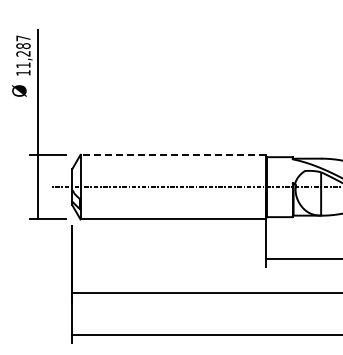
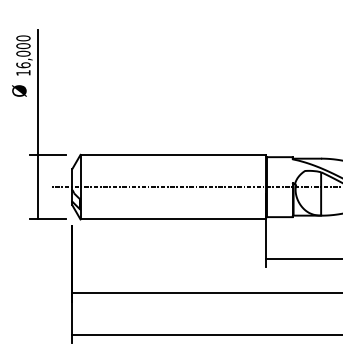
text: 11,287 -> 16,000 (23, 51)
line: dashed -> solid (173, 154)
